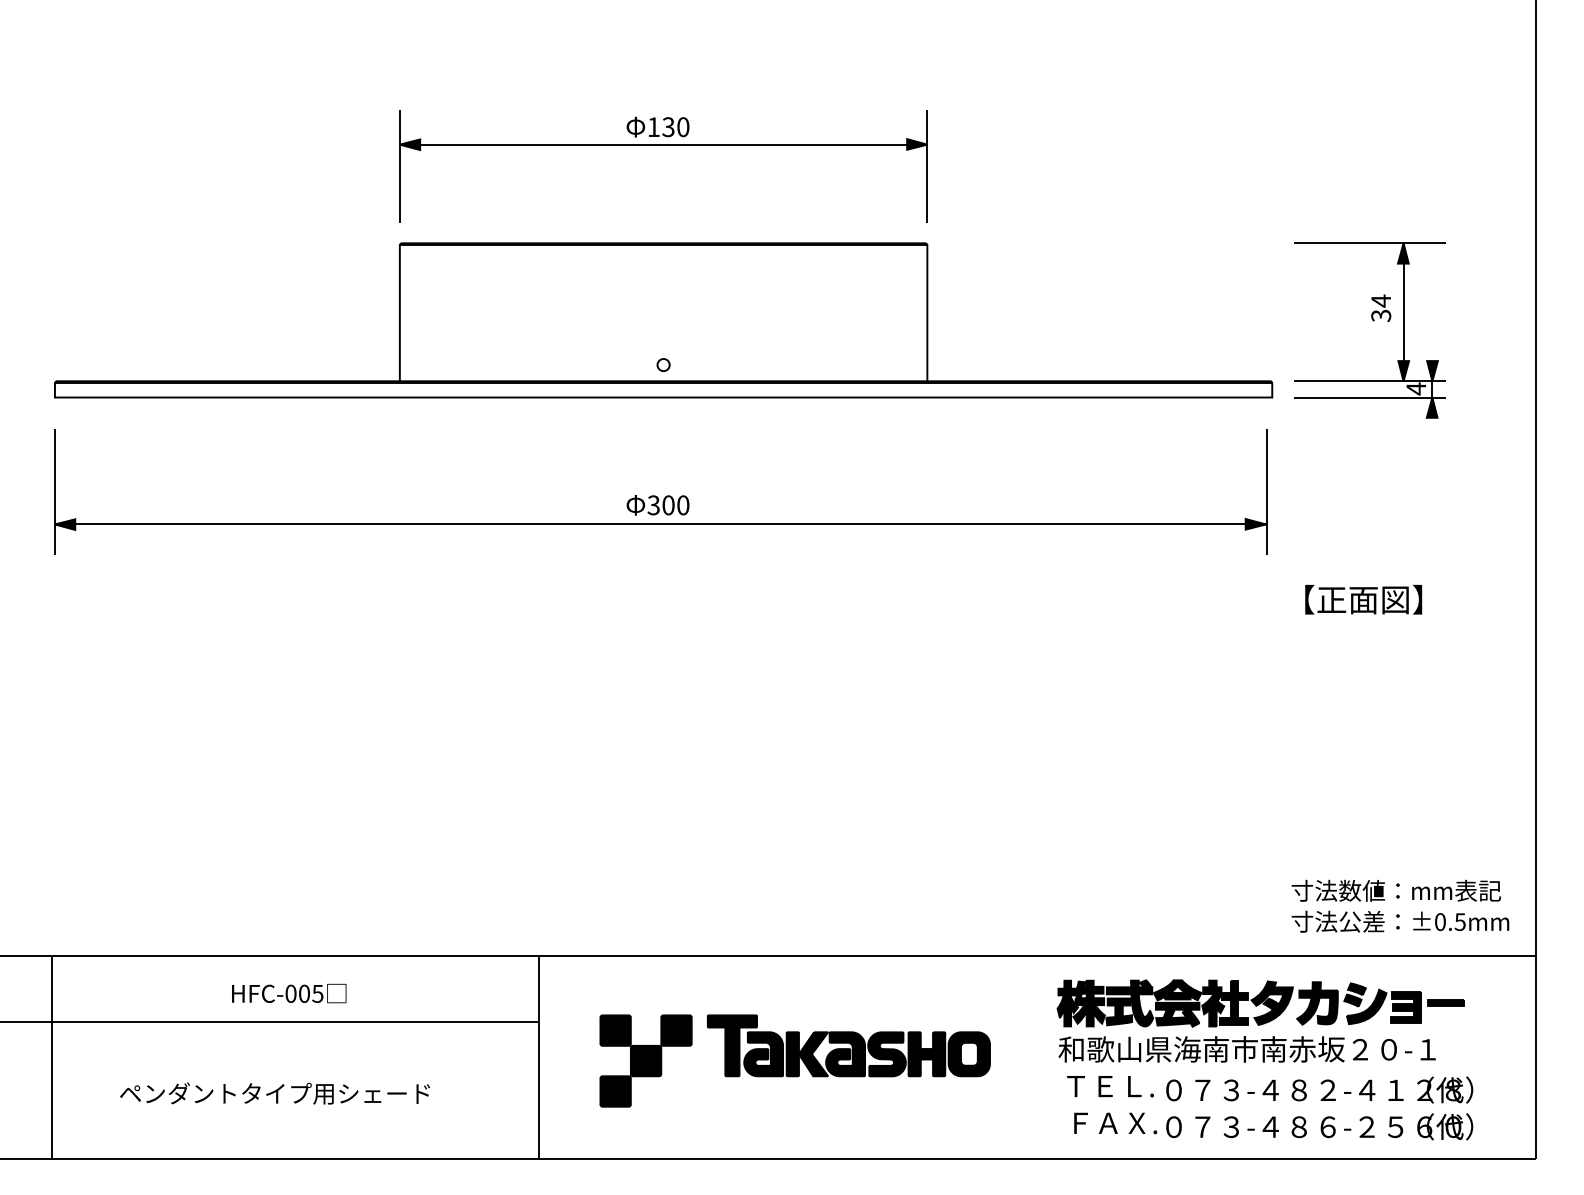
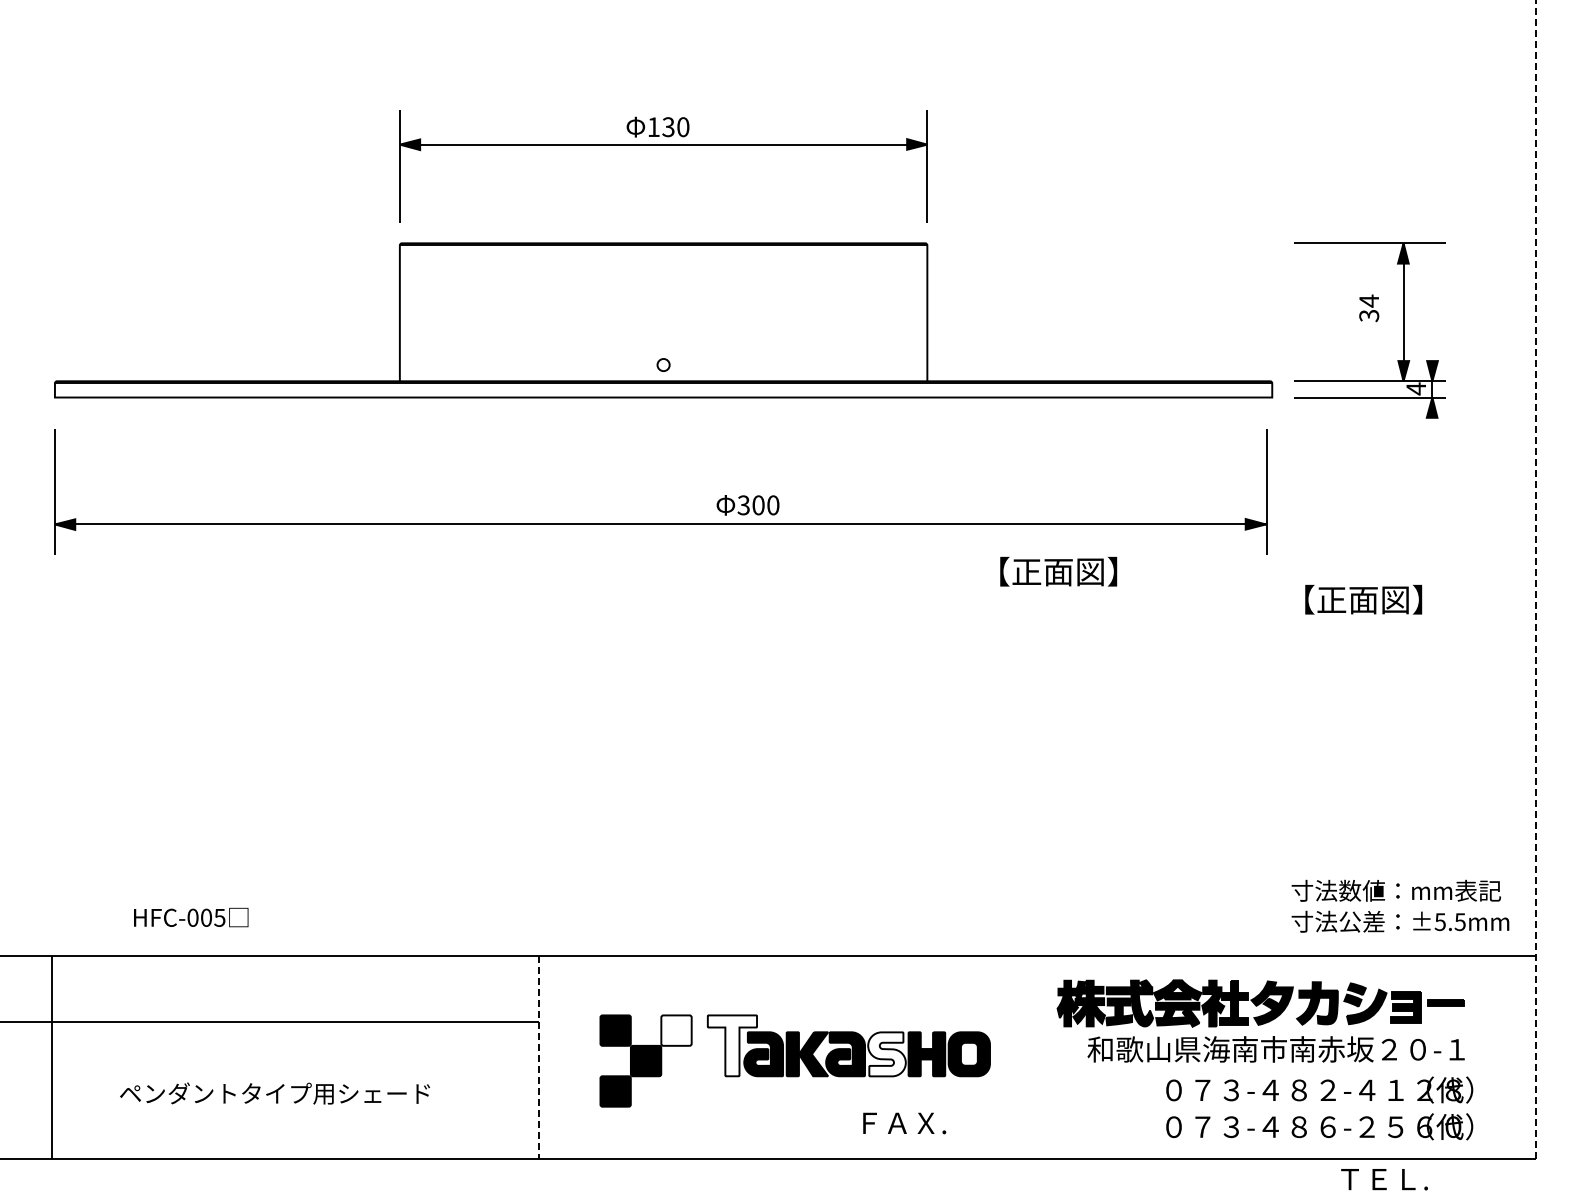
part position: (1381, 308) -> (1369, 308) (1369, 308)
part position: (657, 505) -> (747, 505) (747, 505)
part: none -> present (1058, 571)
line: solid -> dashed (1536, 579)
text: ±0.5mm -> ±5.5mm (1439, 921)
part position: (289, 993) -> (191, 917) (191, 917)
fill: present -> none (676, 1030)
fill: present -> none (732, 1045)
text position: (1246, 1049) -> (1275, 1049) (1275, 1049)
fill: present -> none (886, 1054)
line: solid -> dashed (538, 1058)
text position: (1110, 1086) -> (1384, 1179) (1384, 1179)
text position: (1115, 1123) -> (904, 1123) (904, 1123)
